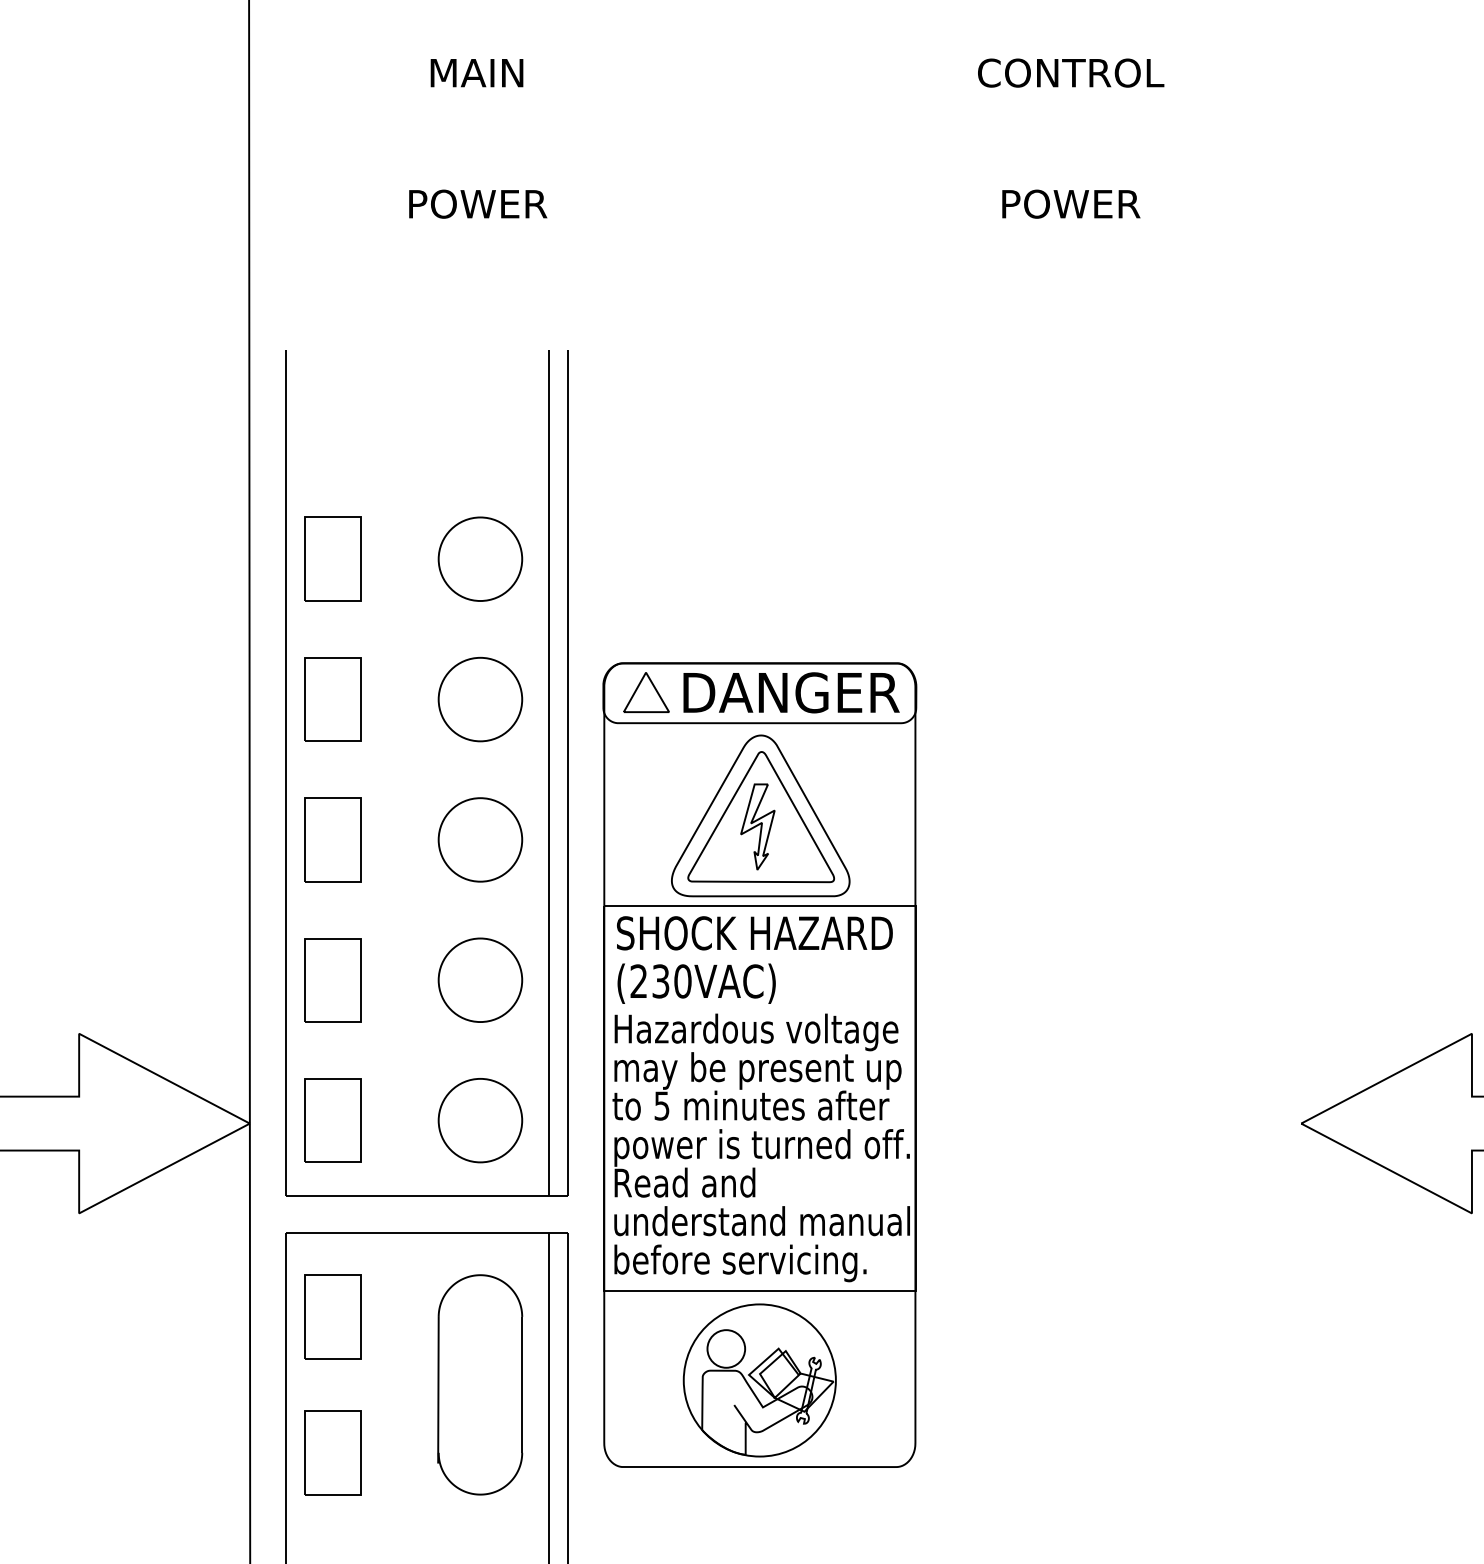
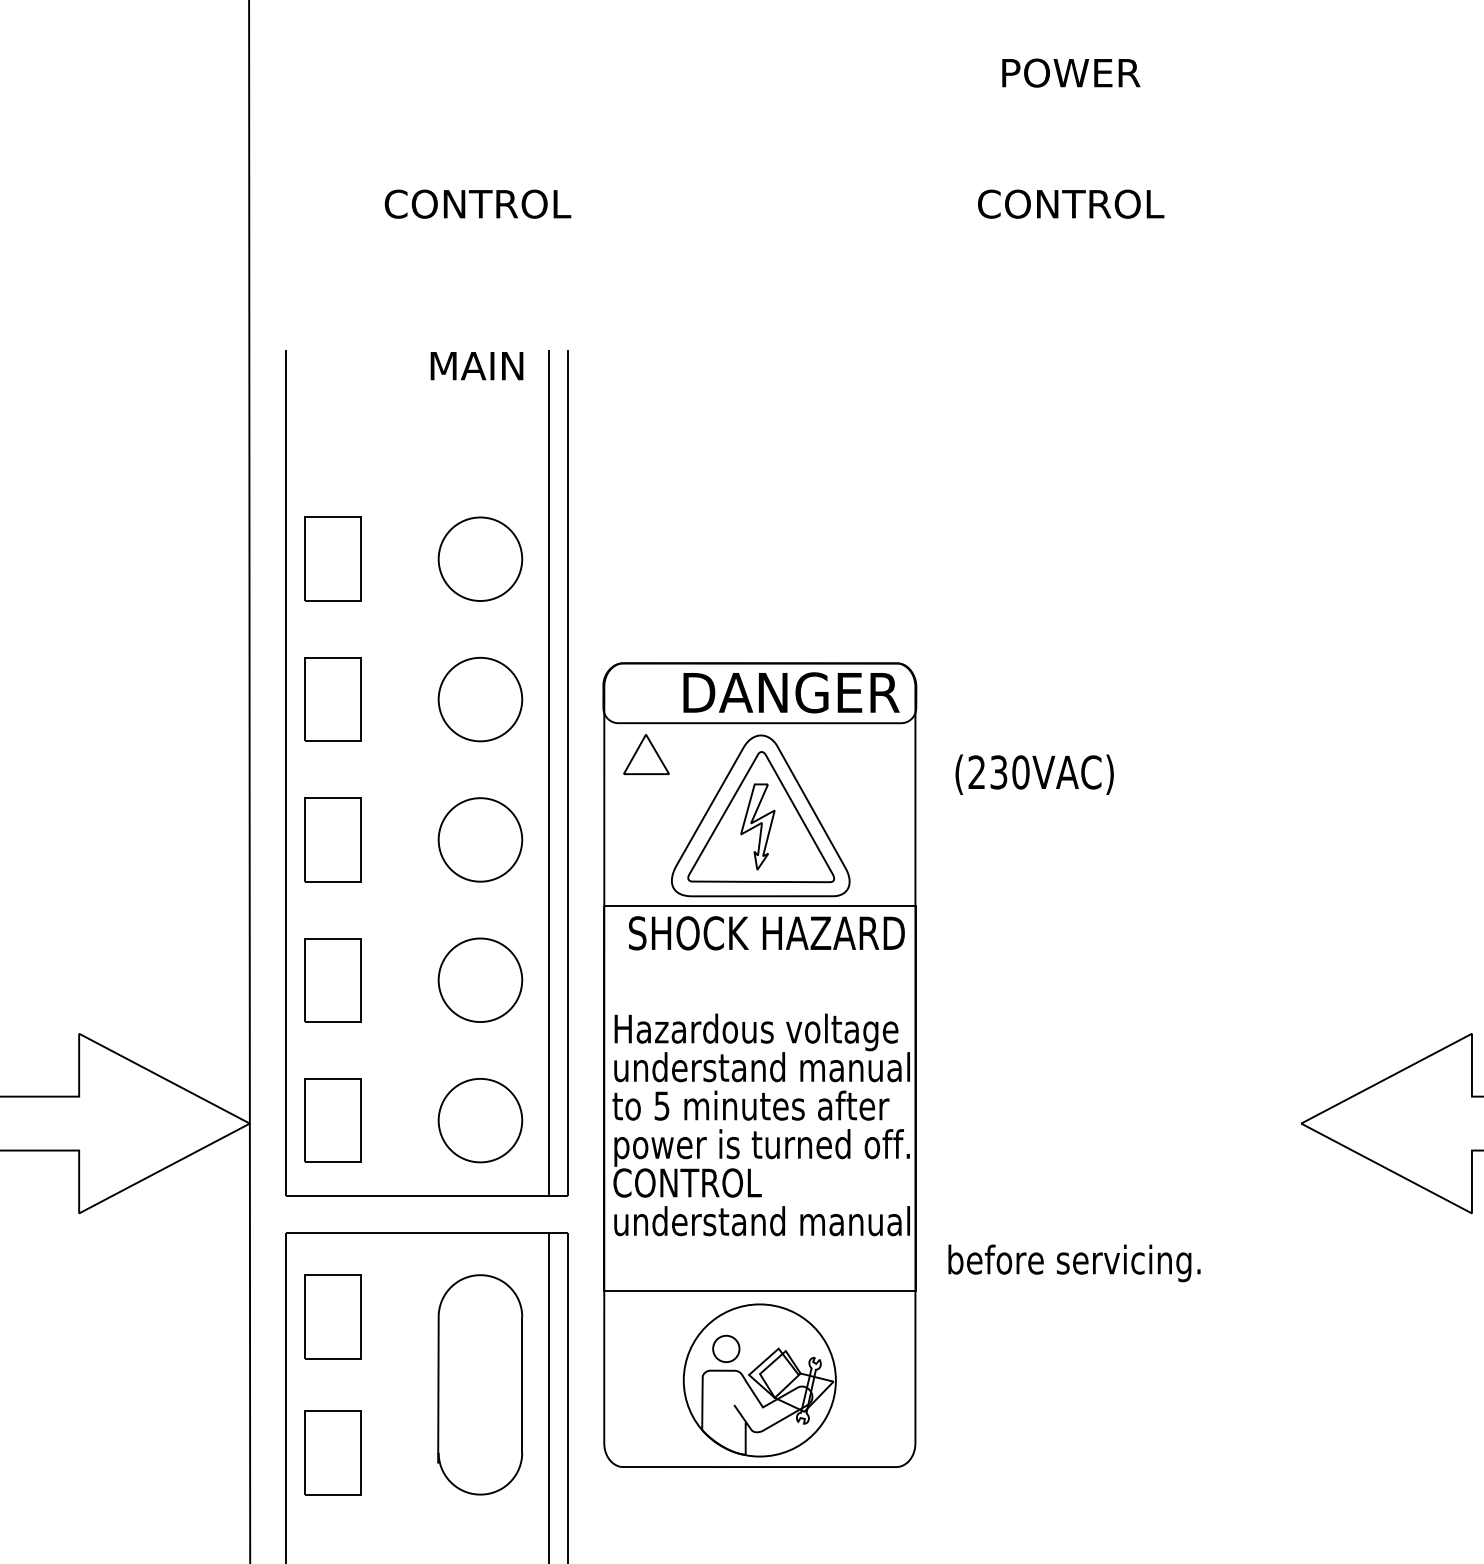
text: CONTROL -> POWER (1071, 72)
text position: (476, 73) -> (476, 366) (476, 366)
text: POWER -> CONTROL (477, 203)
text: POWER -> CONTROL (1071, 203)
part position: (646, 692) -> (646, 754) (646, 754)
text position: (754, 933) -> (766, 933) (766, 933)
text position: (696, 983) -> (1034, 774) (1034, 774)
text: may be present up -> understand manual (761, 1070)
text: Read and -> CONTROL (687, 1182)
text position: (740, 1263) -> (1074, 1263) (1074, 1263)
circle diameter: 38 px -> 26 px (726, 1348)
